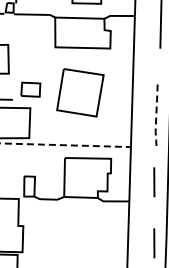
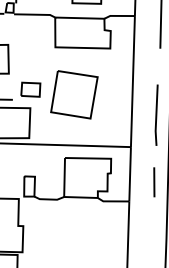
part position: (80, 92) -> (74, 94) (74, 94)
line: dashed -> solid (156, 117)
line: dashed -> solid (66, 145)
line: present -> none (154, 243)
